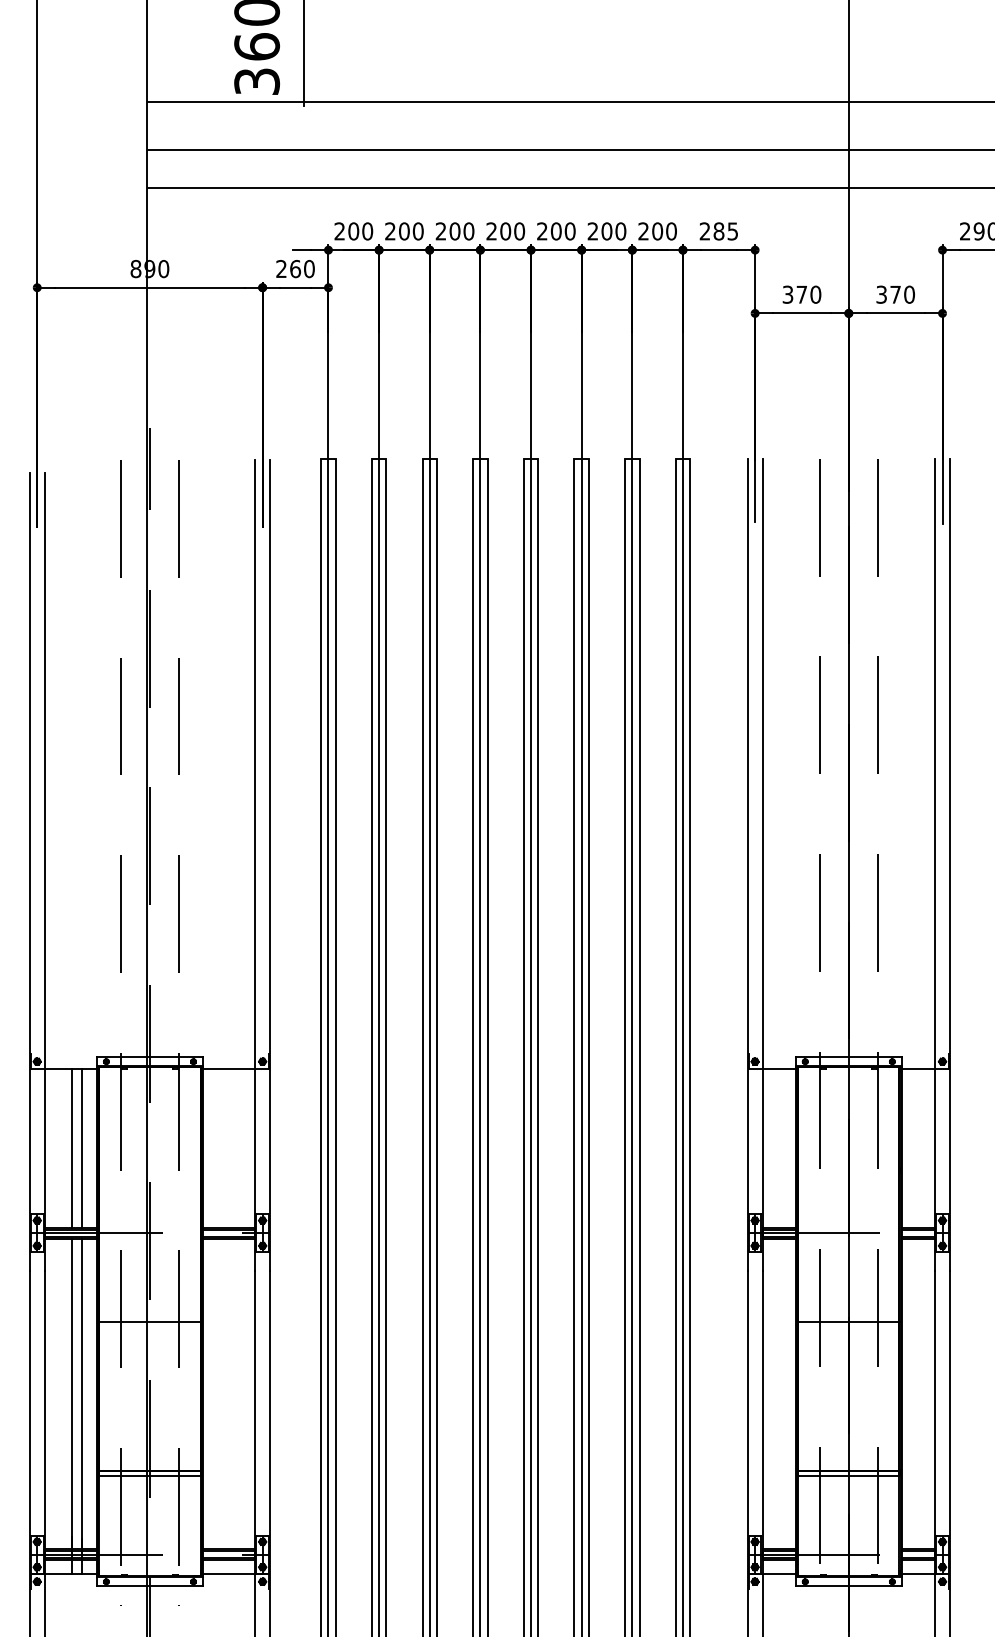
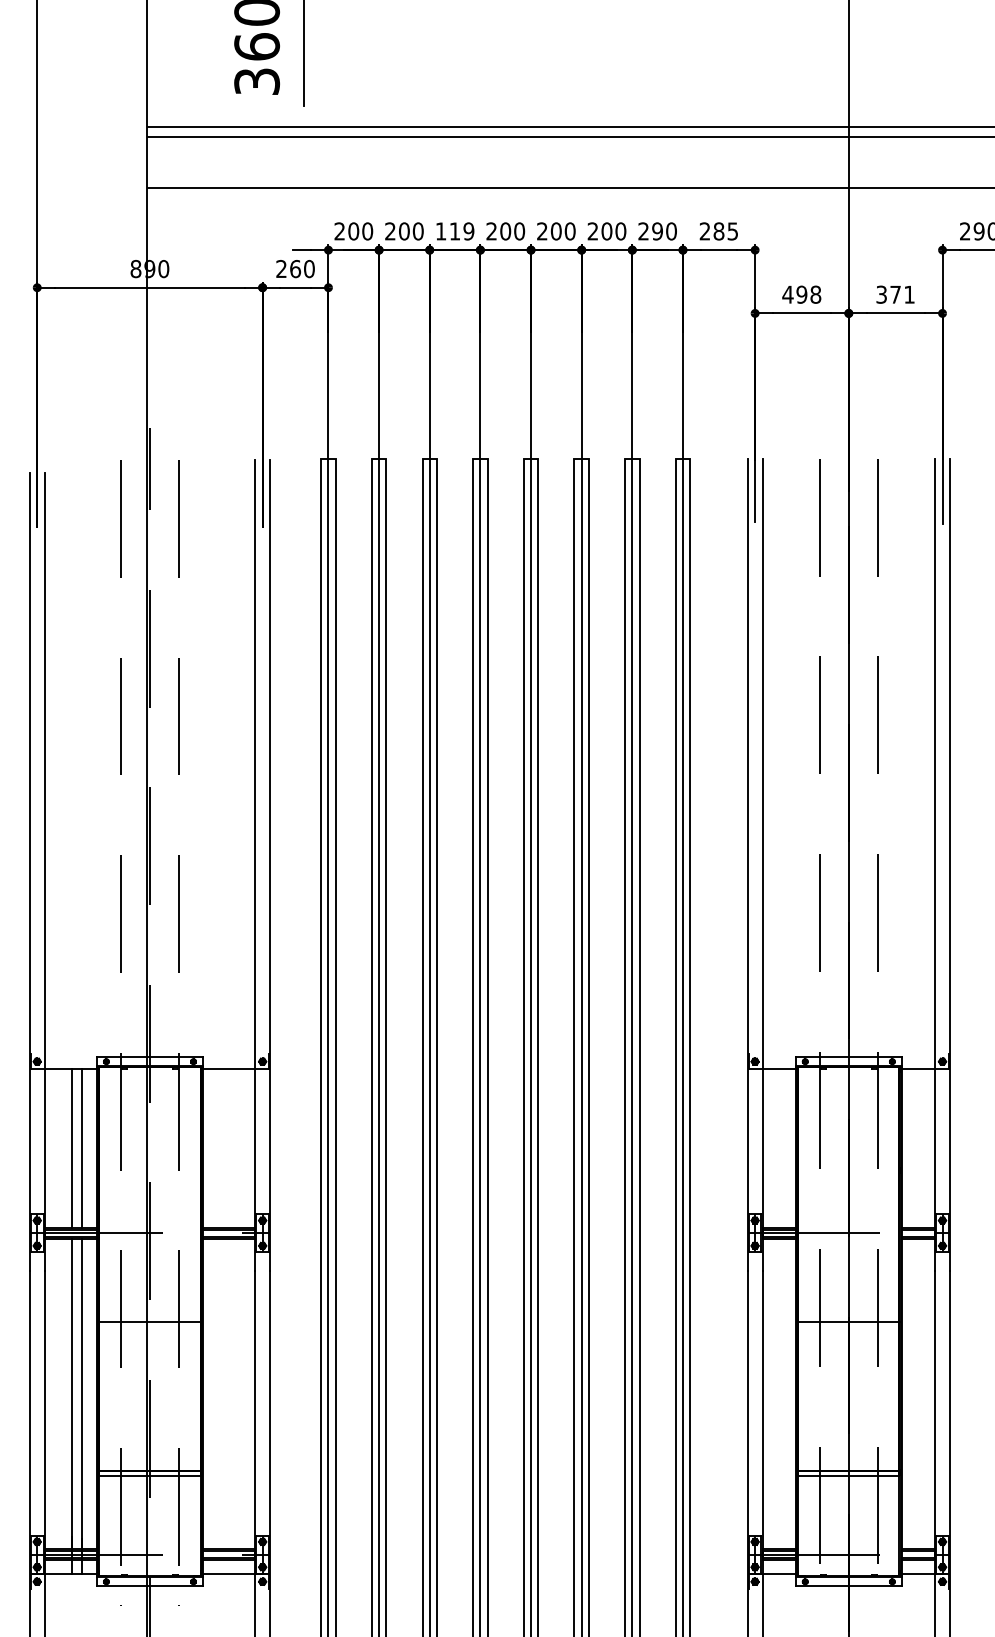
line position: (569, 101) -> (569, 126) (569, 126)
line position: (569, 150) -> (569, 137) (569, 137)
text: 200 -> 119 (454, 231)
text: 200 -> 290 (657, 231)
text: 370 -> 498 (801, 294)
text: 370 -> 371 (909, 294)
